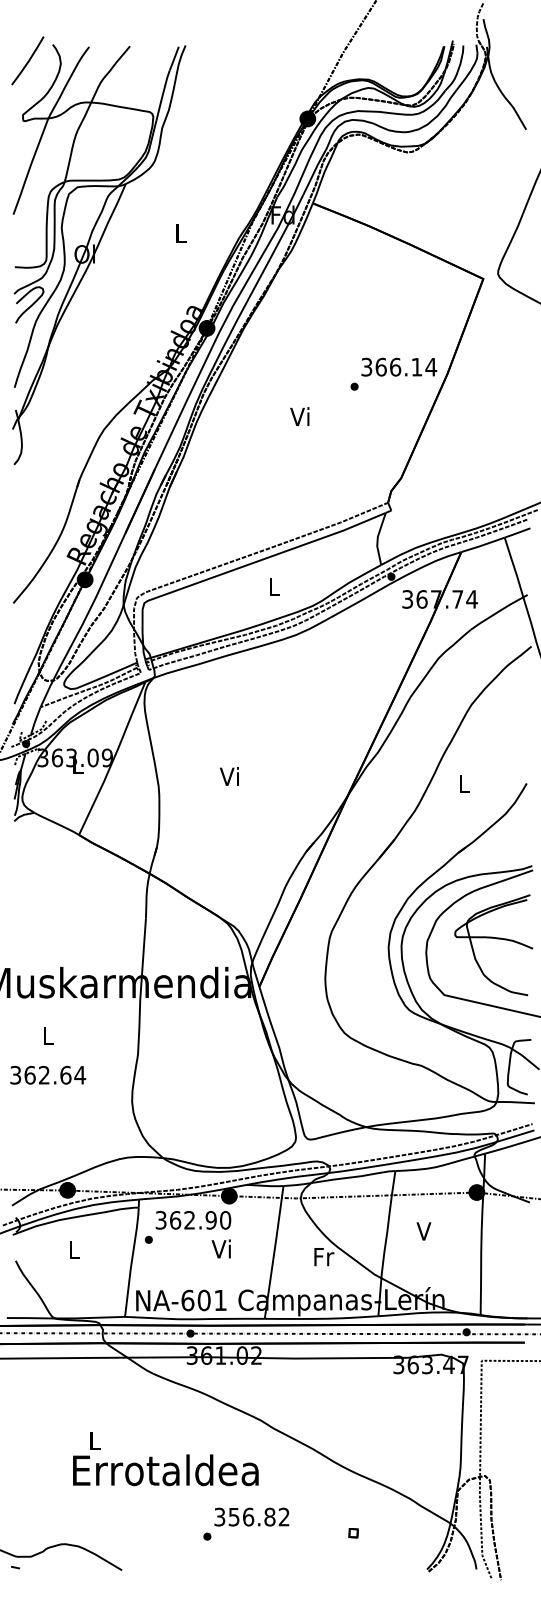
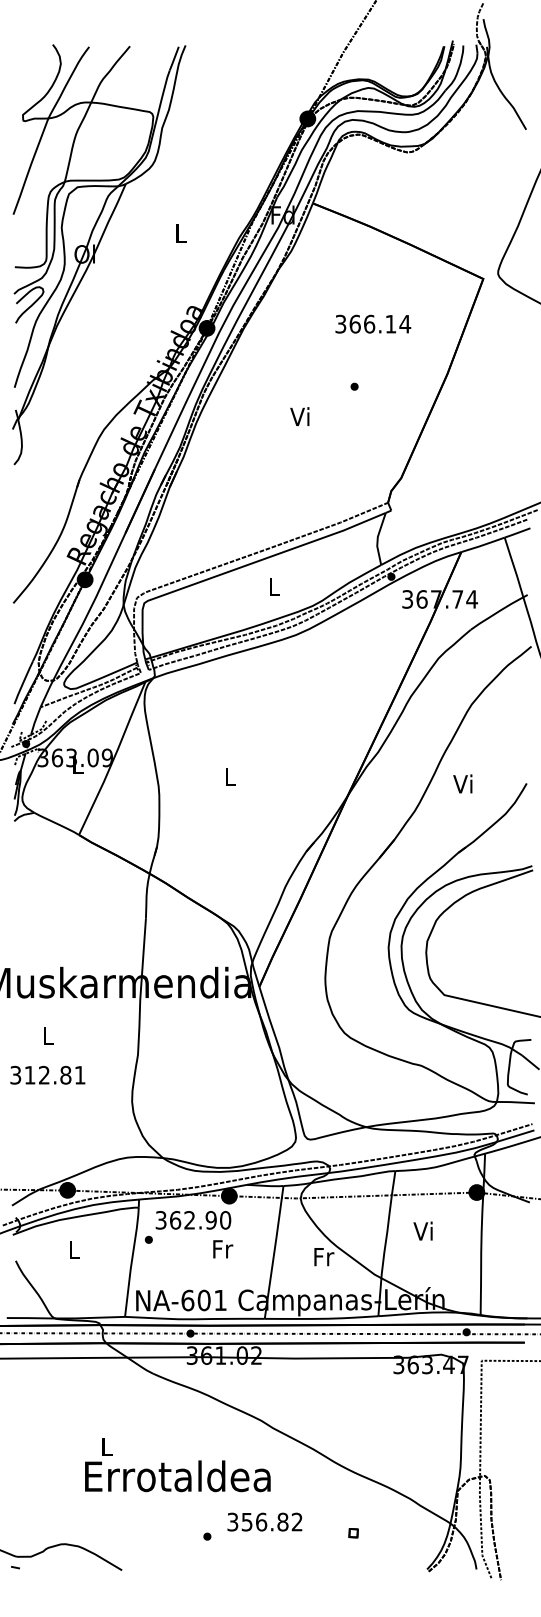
line: present -> none (28, 60)
text position: (399, 366) -> (373, 323) (373, 323)
text: Vi -> L (229, 776)
text: L -> Vi (462, 783)
part: present -> none (496, 939)
text: 362.64 -> 312.81 (55, 1074)
text: V -> Vi (422, 1230)
text: Vi -> Fr (222, 1248)
text position: (165, 1459) -> (177, 1465) (177, 1465)
text position: (251, 1516) -> (264, 1521) (264, 1521)
